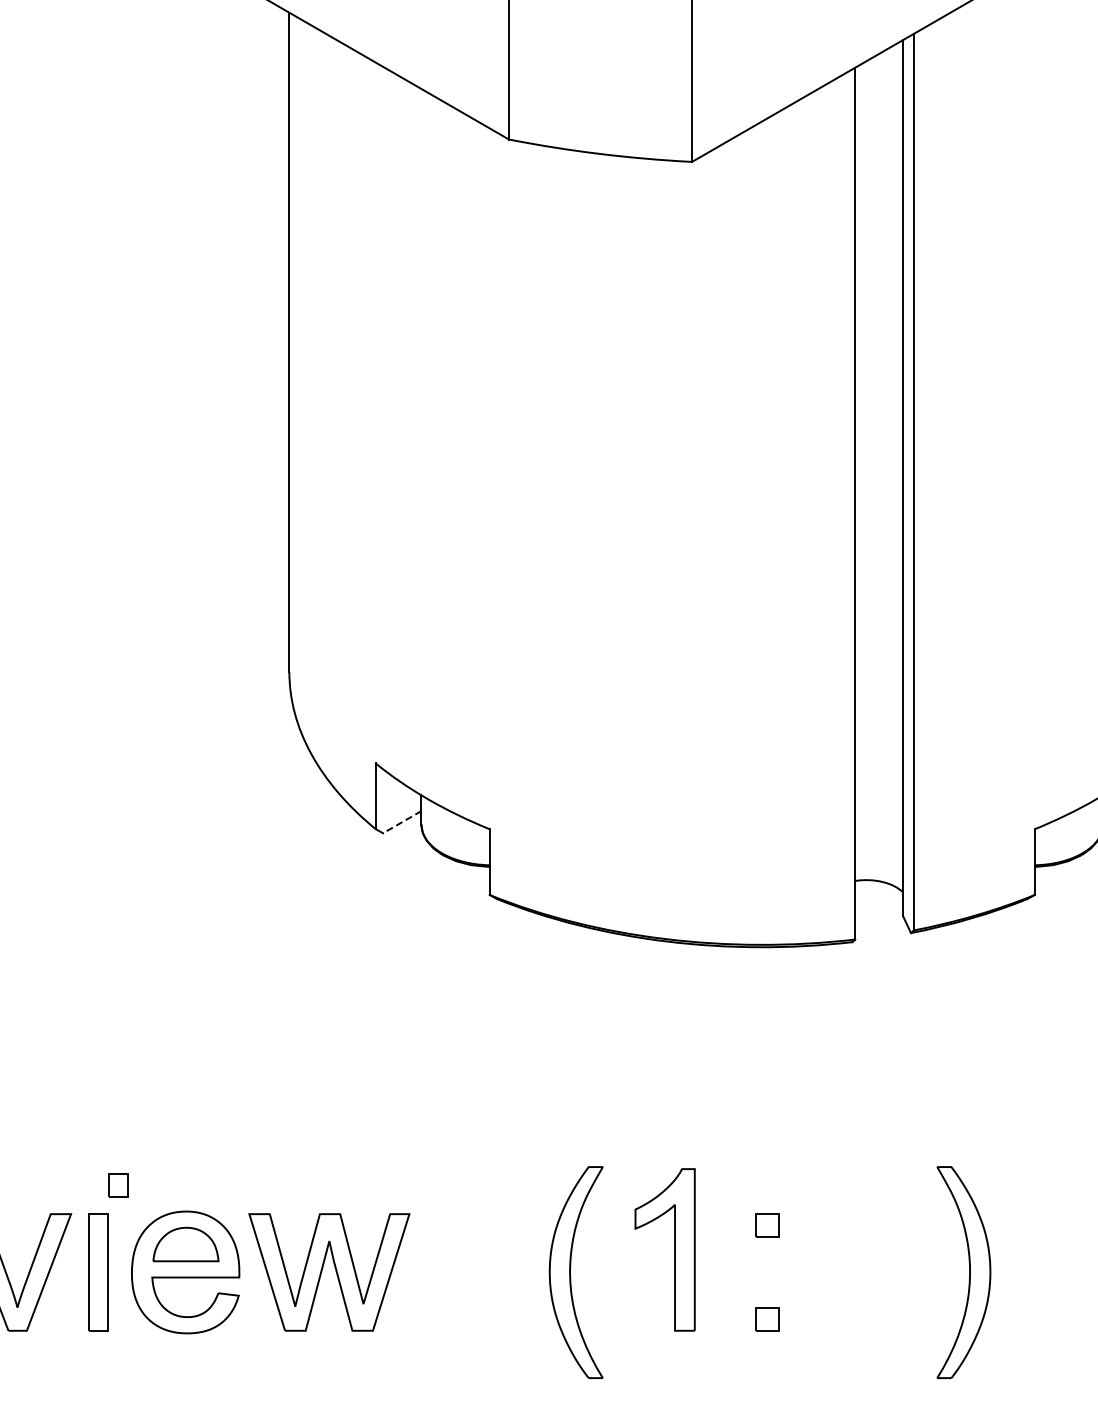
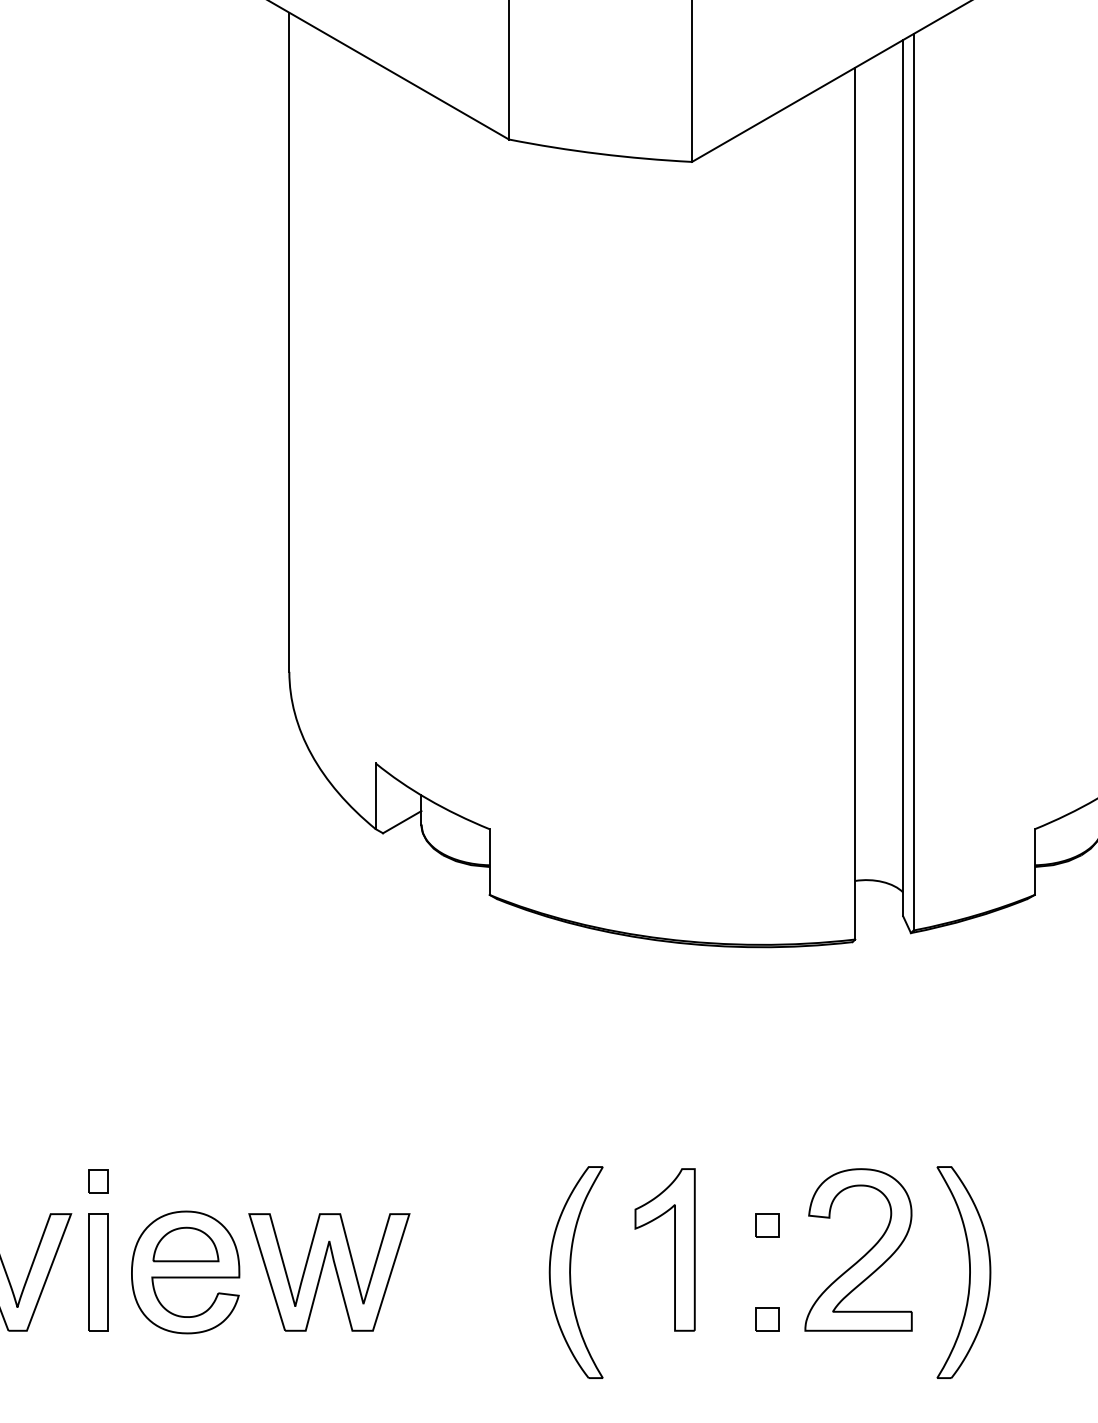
line: dashed -> solid (401, 822)
part position: (118, 1185) -> (98, 1181) (98, 1181)
part: none -> present (864, 1254)
